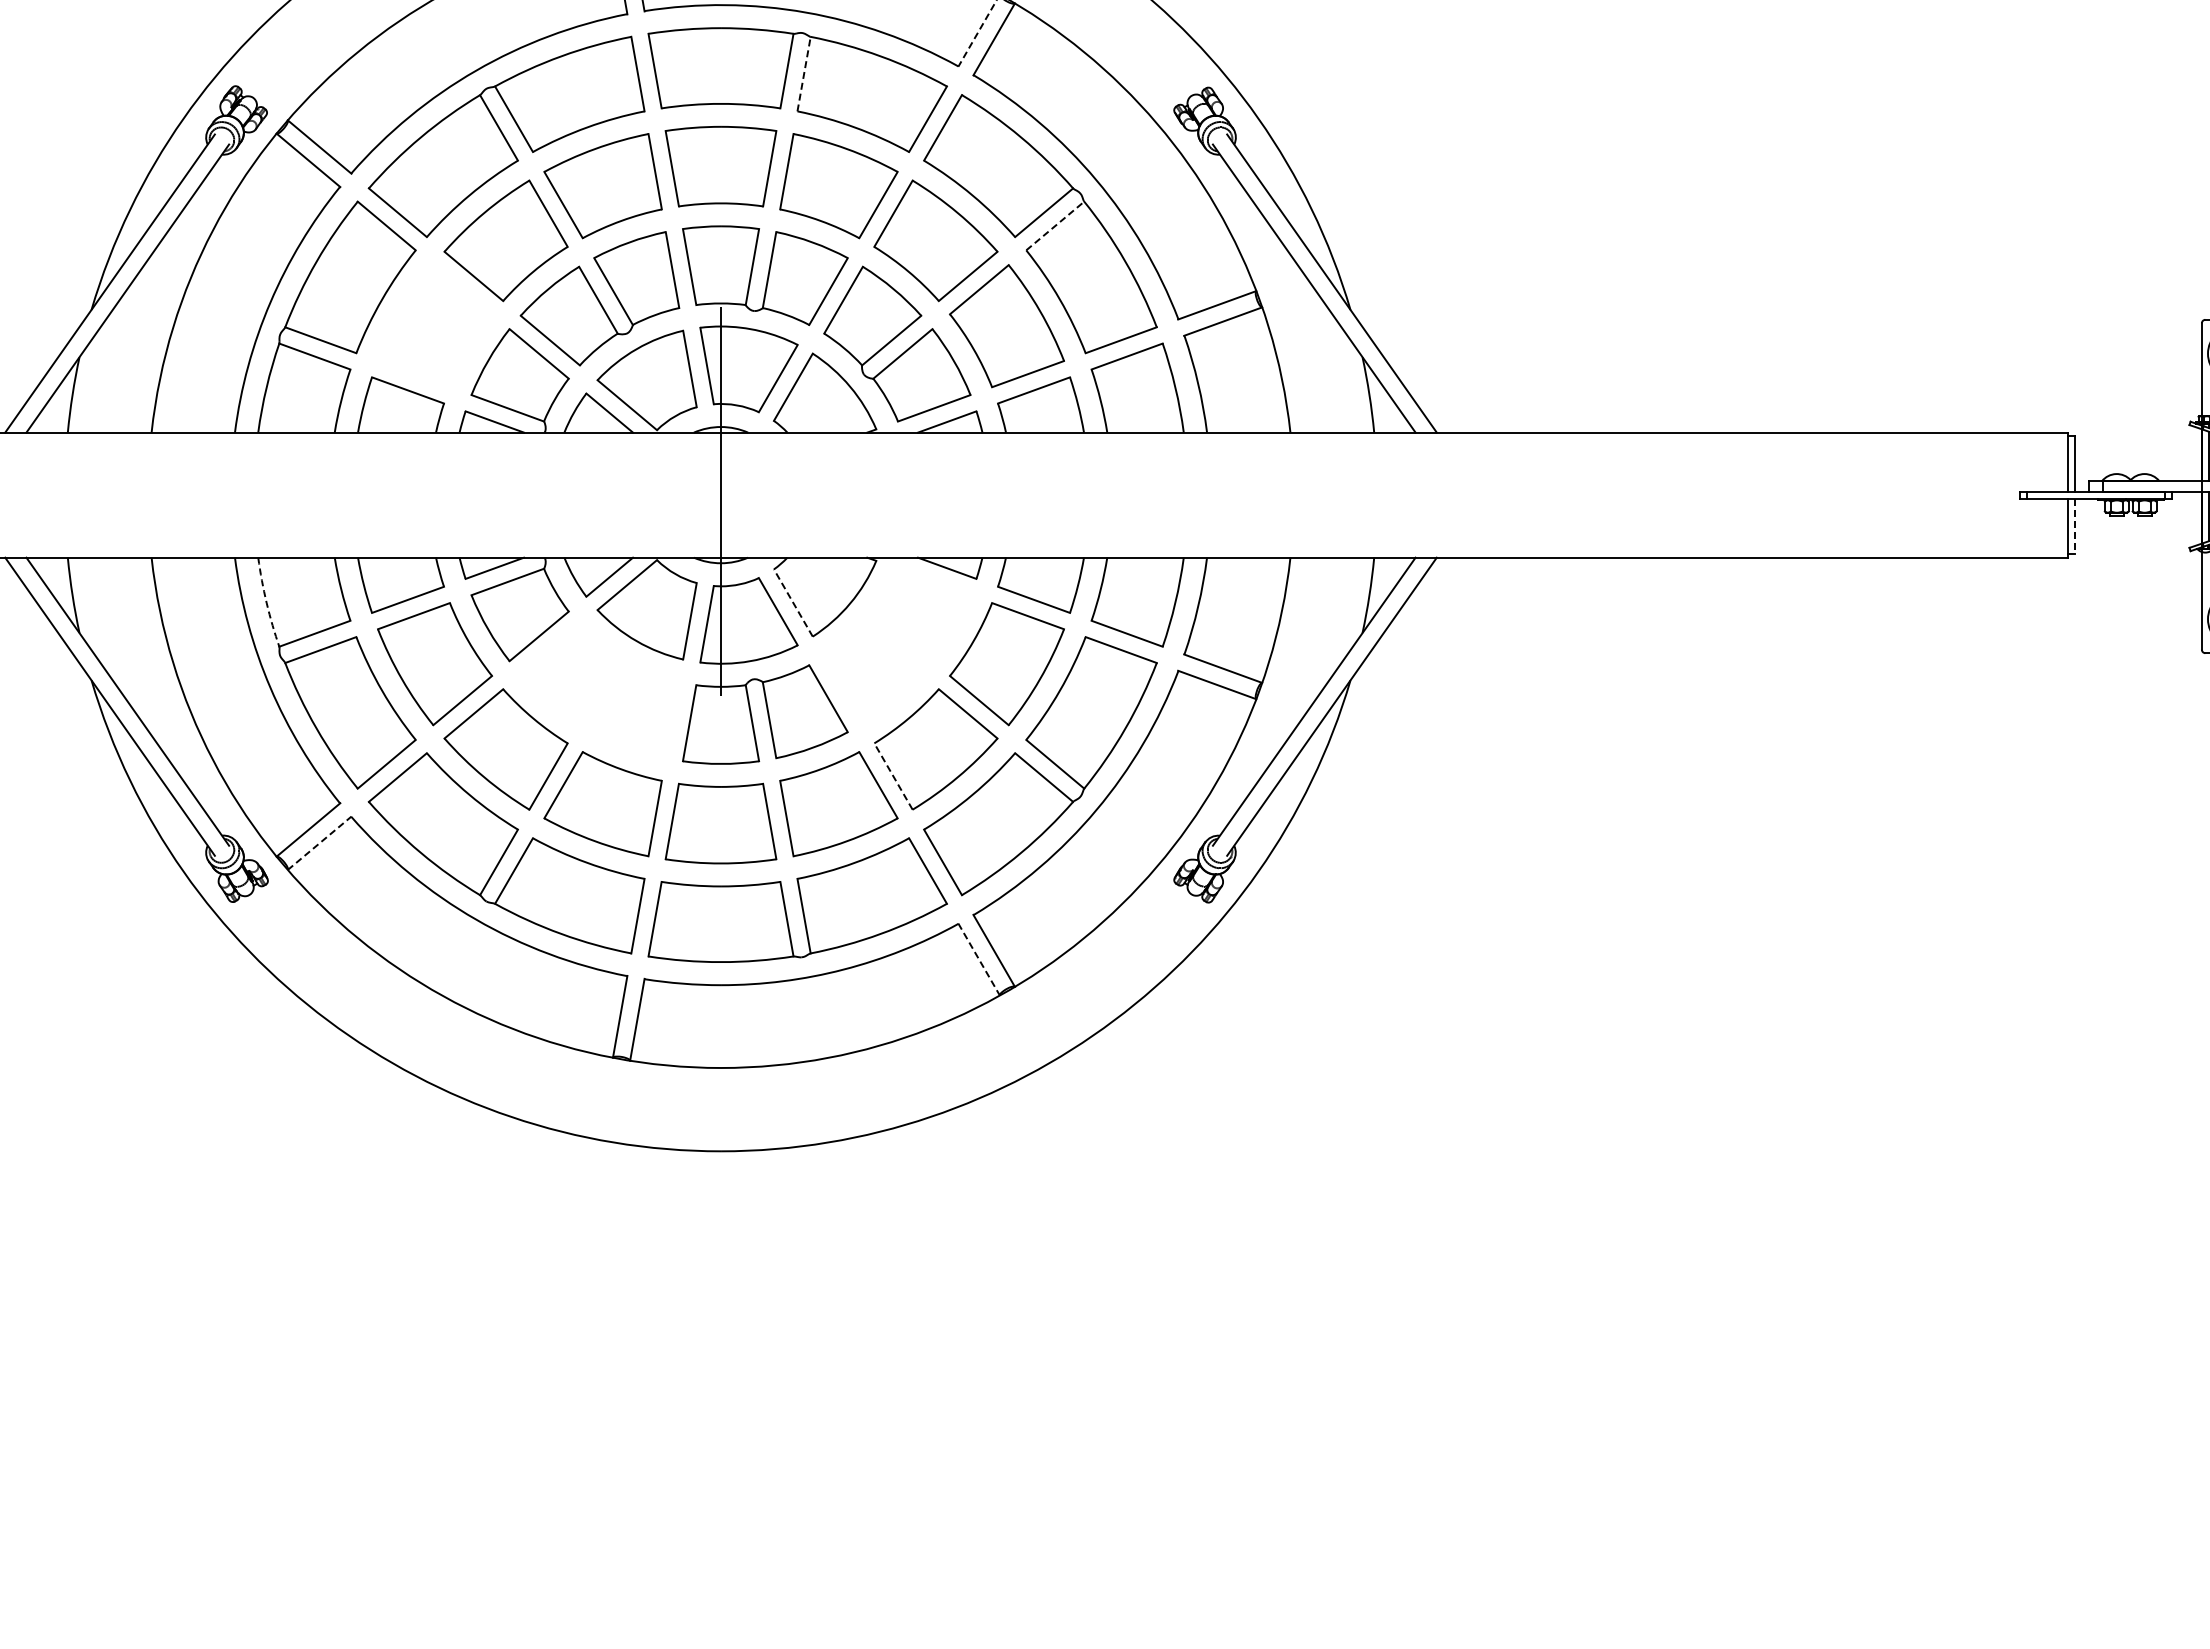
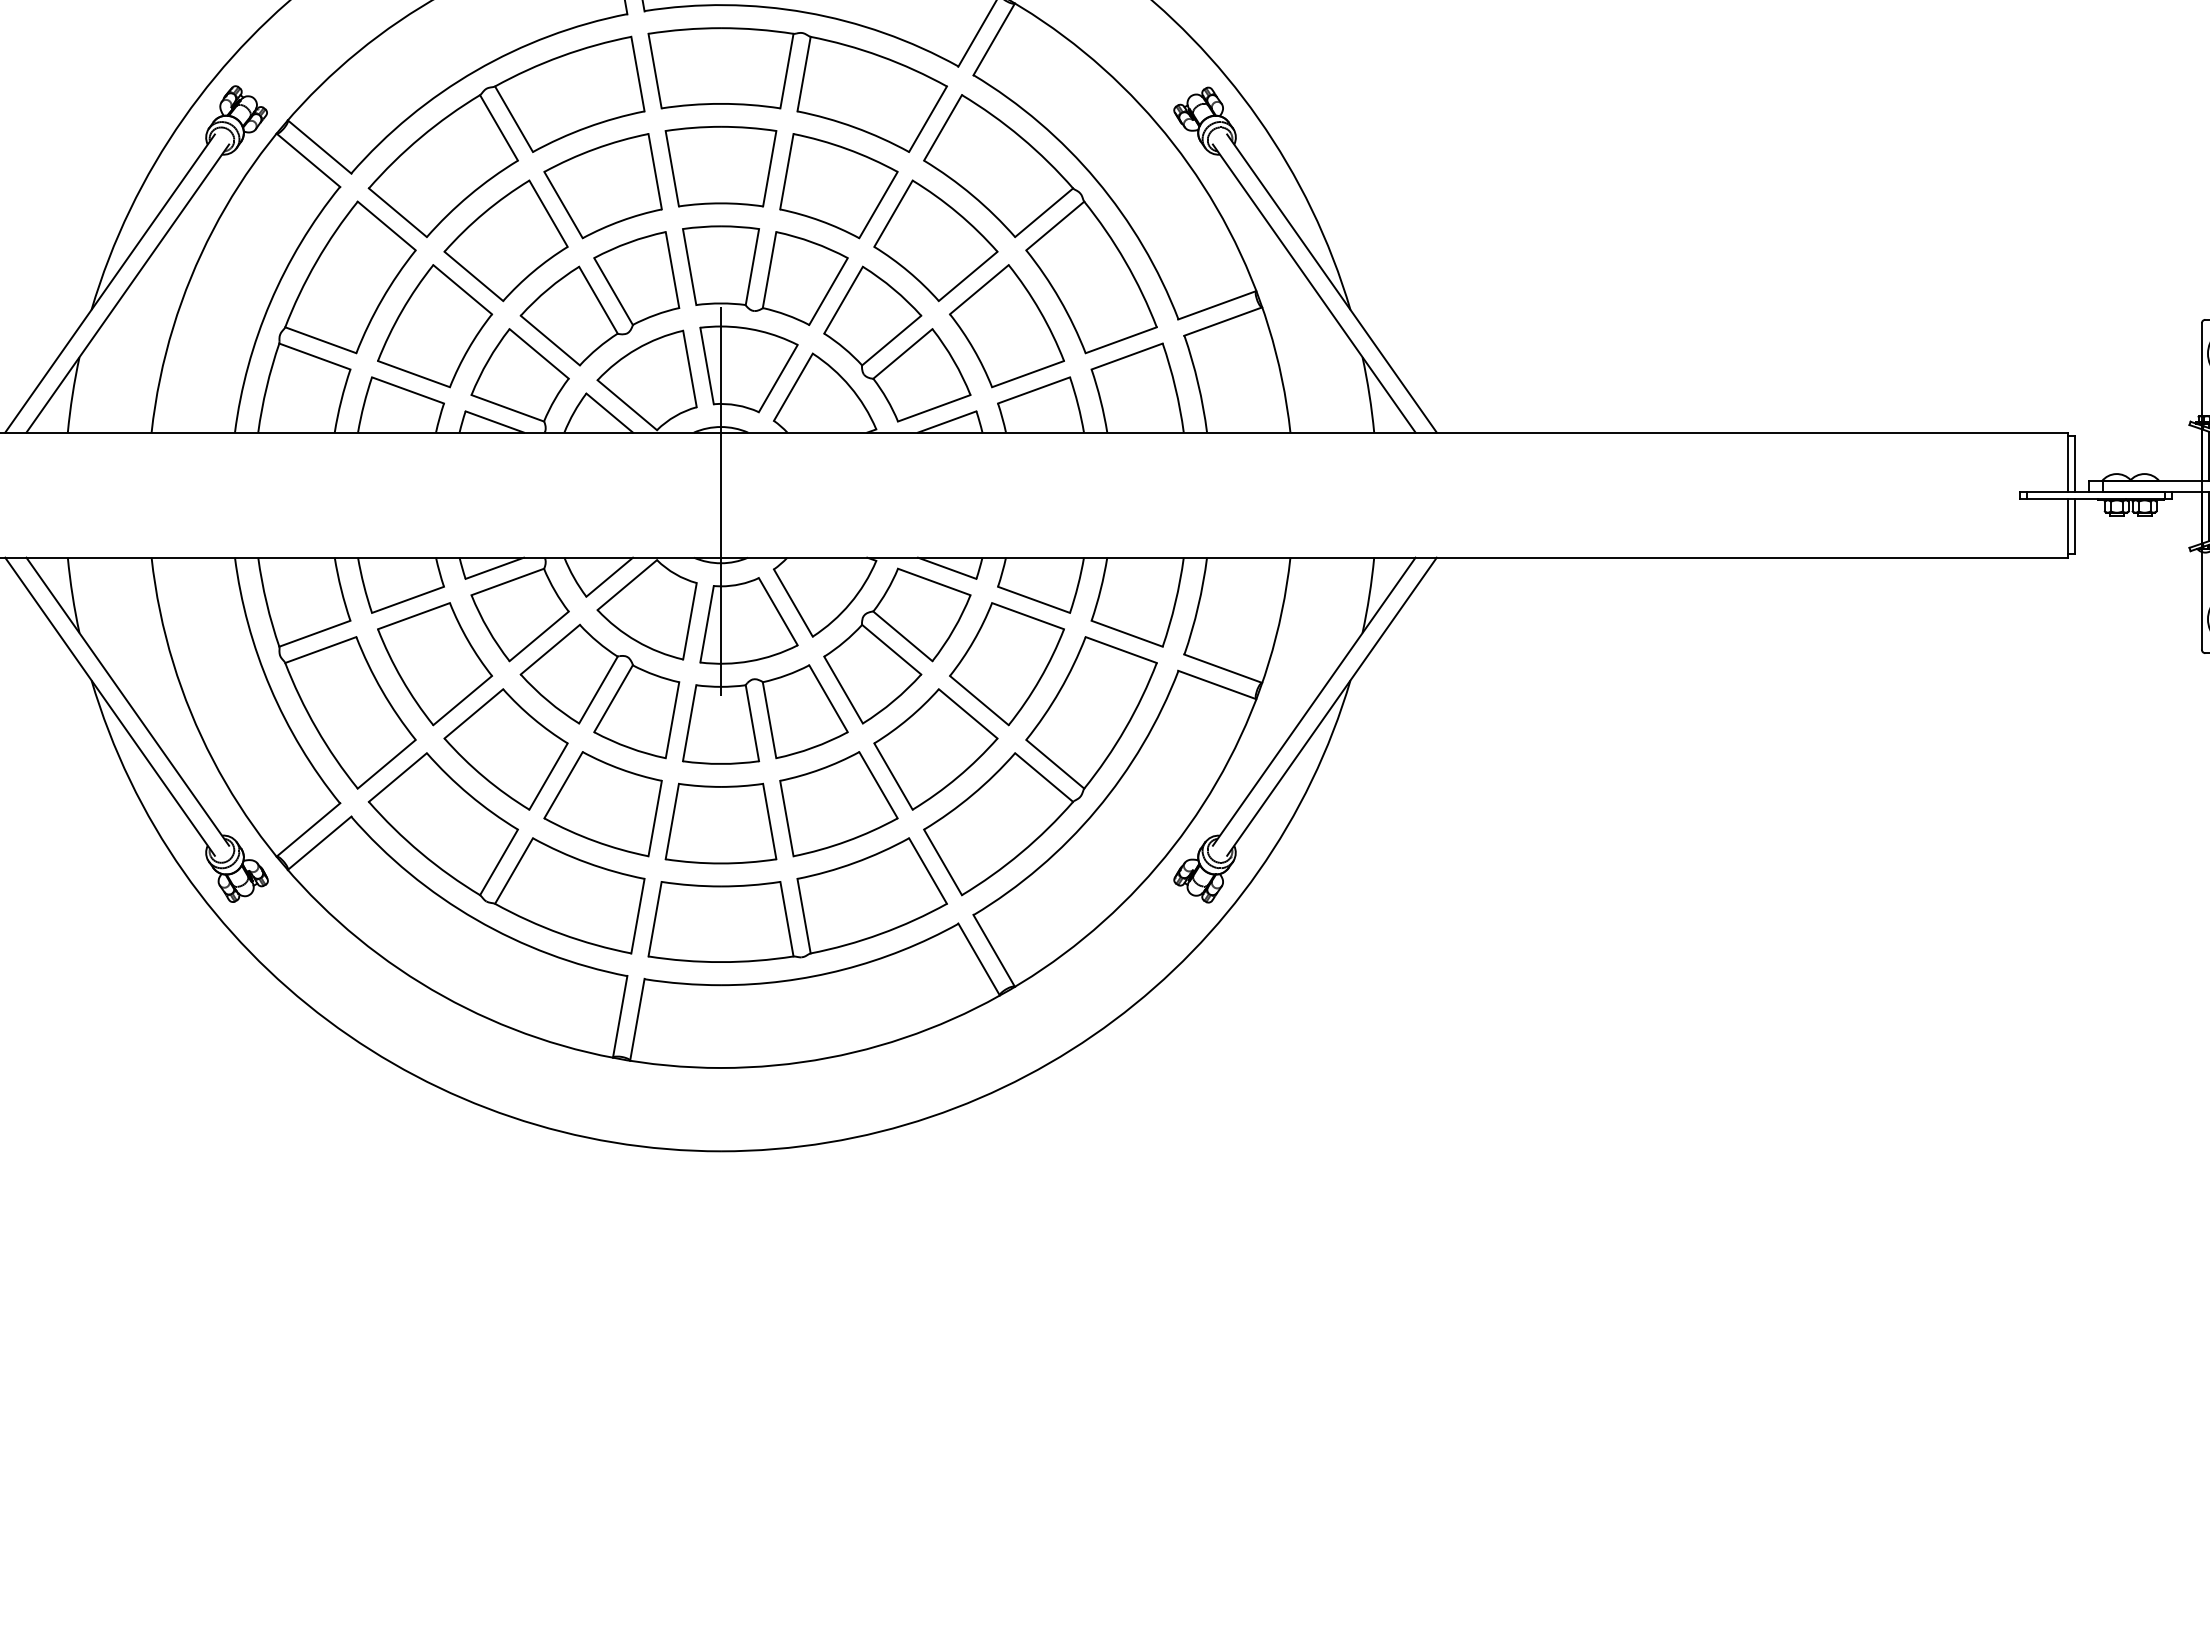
line: dashed -> solid (977, 34)
line: dashed -> solid (804, 74)
line: dashed -> solid (1055, 225)
part: none -> present (435, 326)
line: dashed -> solid (2075, 526)
arc: dashed -> solid (266, 603)
line: dashed -> solid (793, 603)
part: none -> present (897, 645)
part: none -> present (599, 691)
line: dashed -> solid (893, 776)
line: dashed -> solid (319, 843)
line: dashed -> solid (979, 959)
